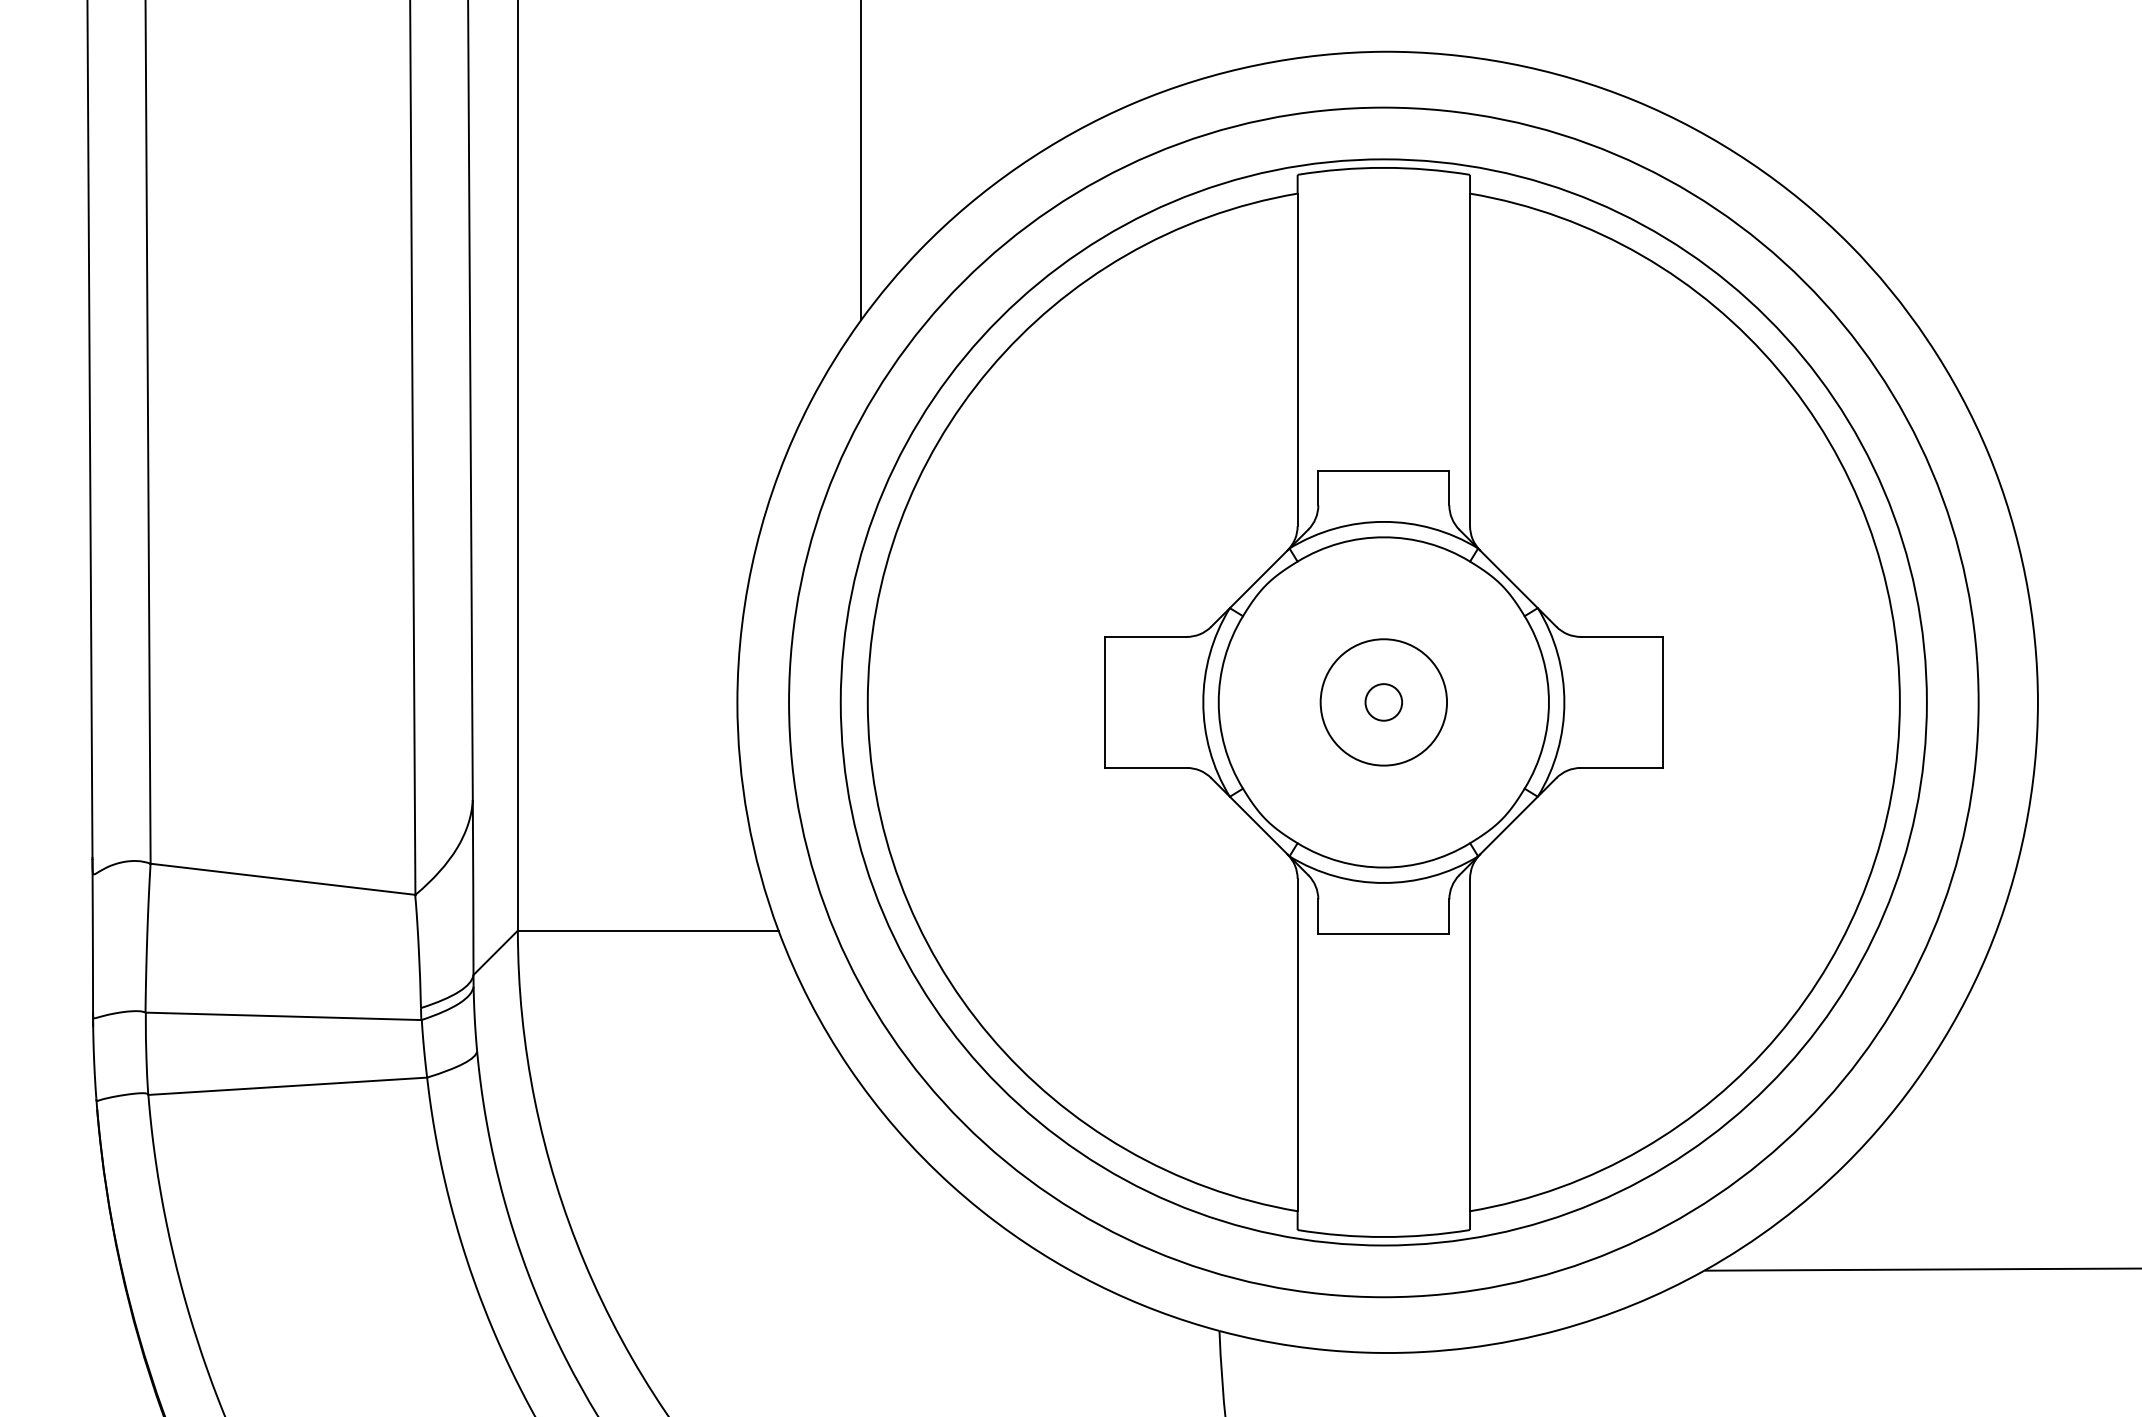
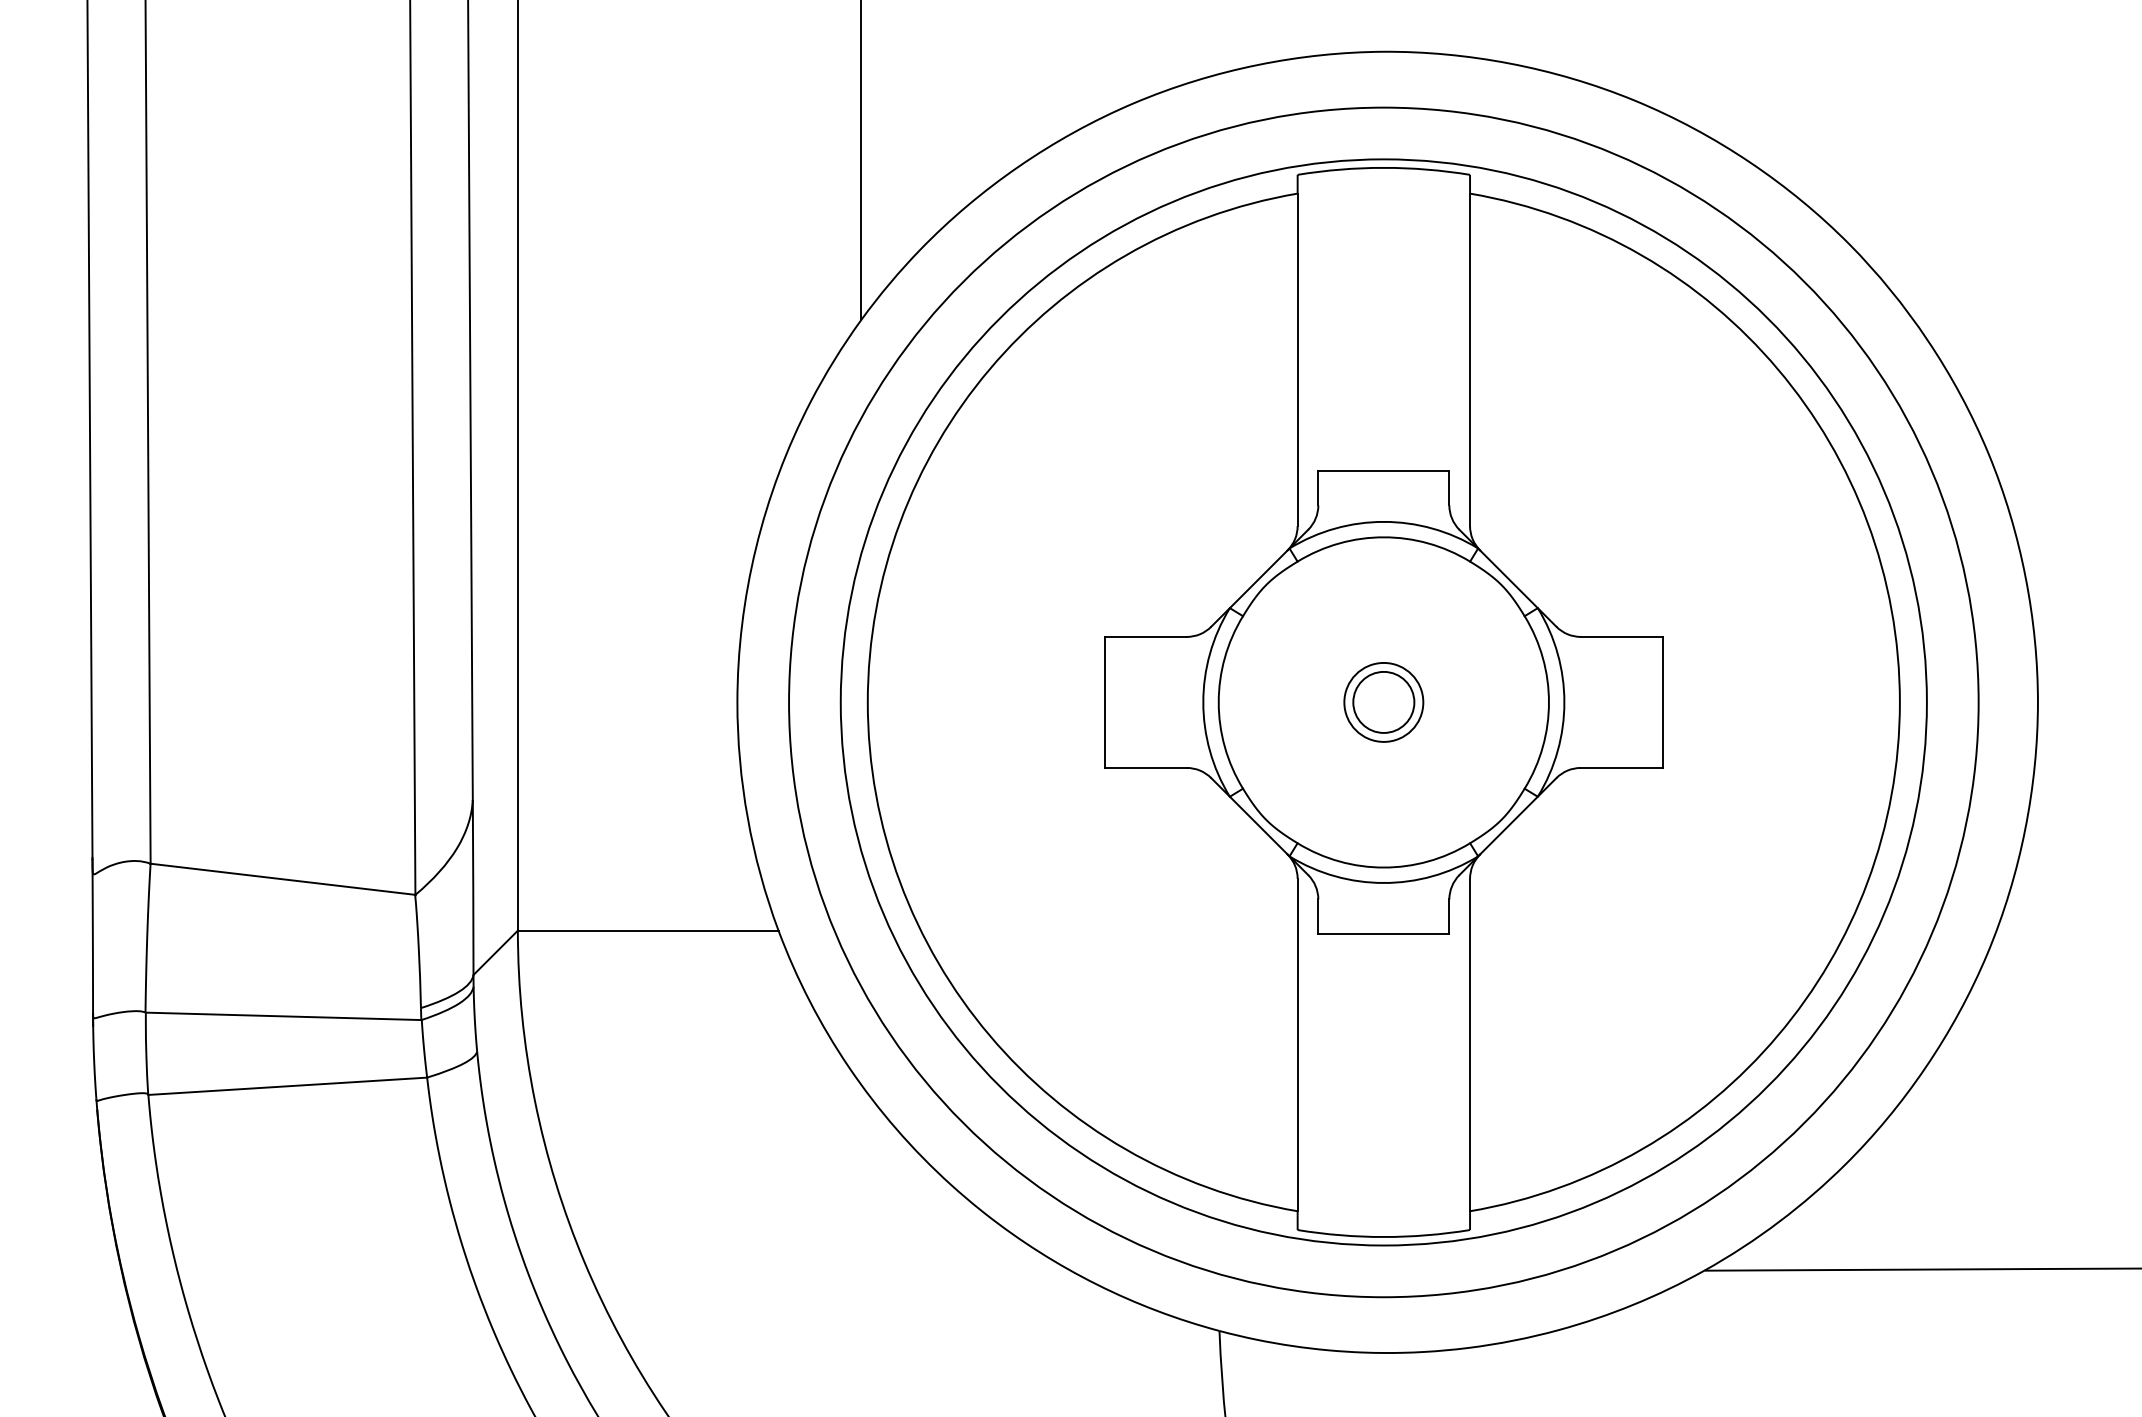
circle diameter: 126 px -> 79 px (1383, 701)
circle diameter: 37 px -> 61 px (1383, 701)
